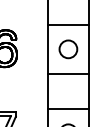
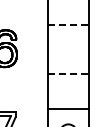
line: solid -> dashed (68, 25)
circle: present -> none (68, 49)
line: solid -> dashed (68, 73)
